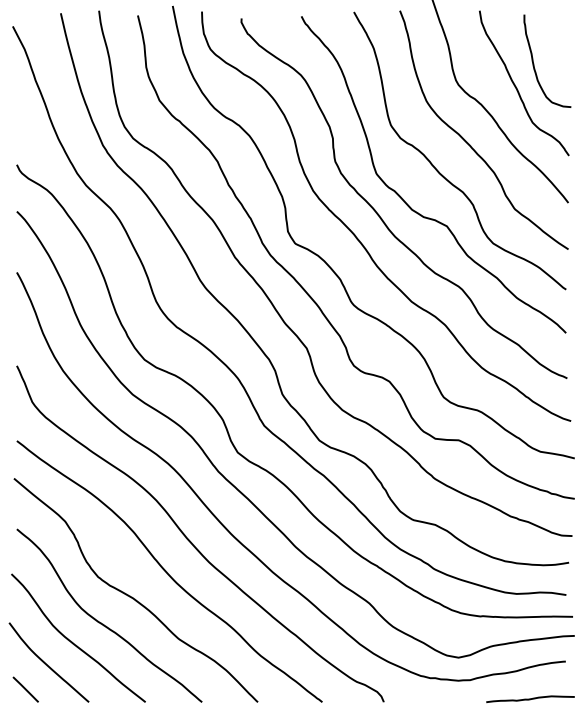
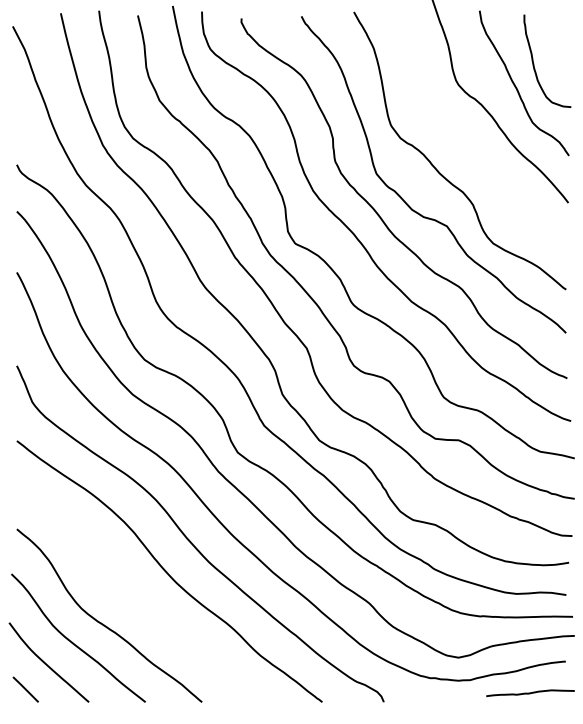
curve: present -> none (469, 143)
curve: present -> none (132, 596)
curve position: (530, 698) -> (530, 692) (530, 692)
